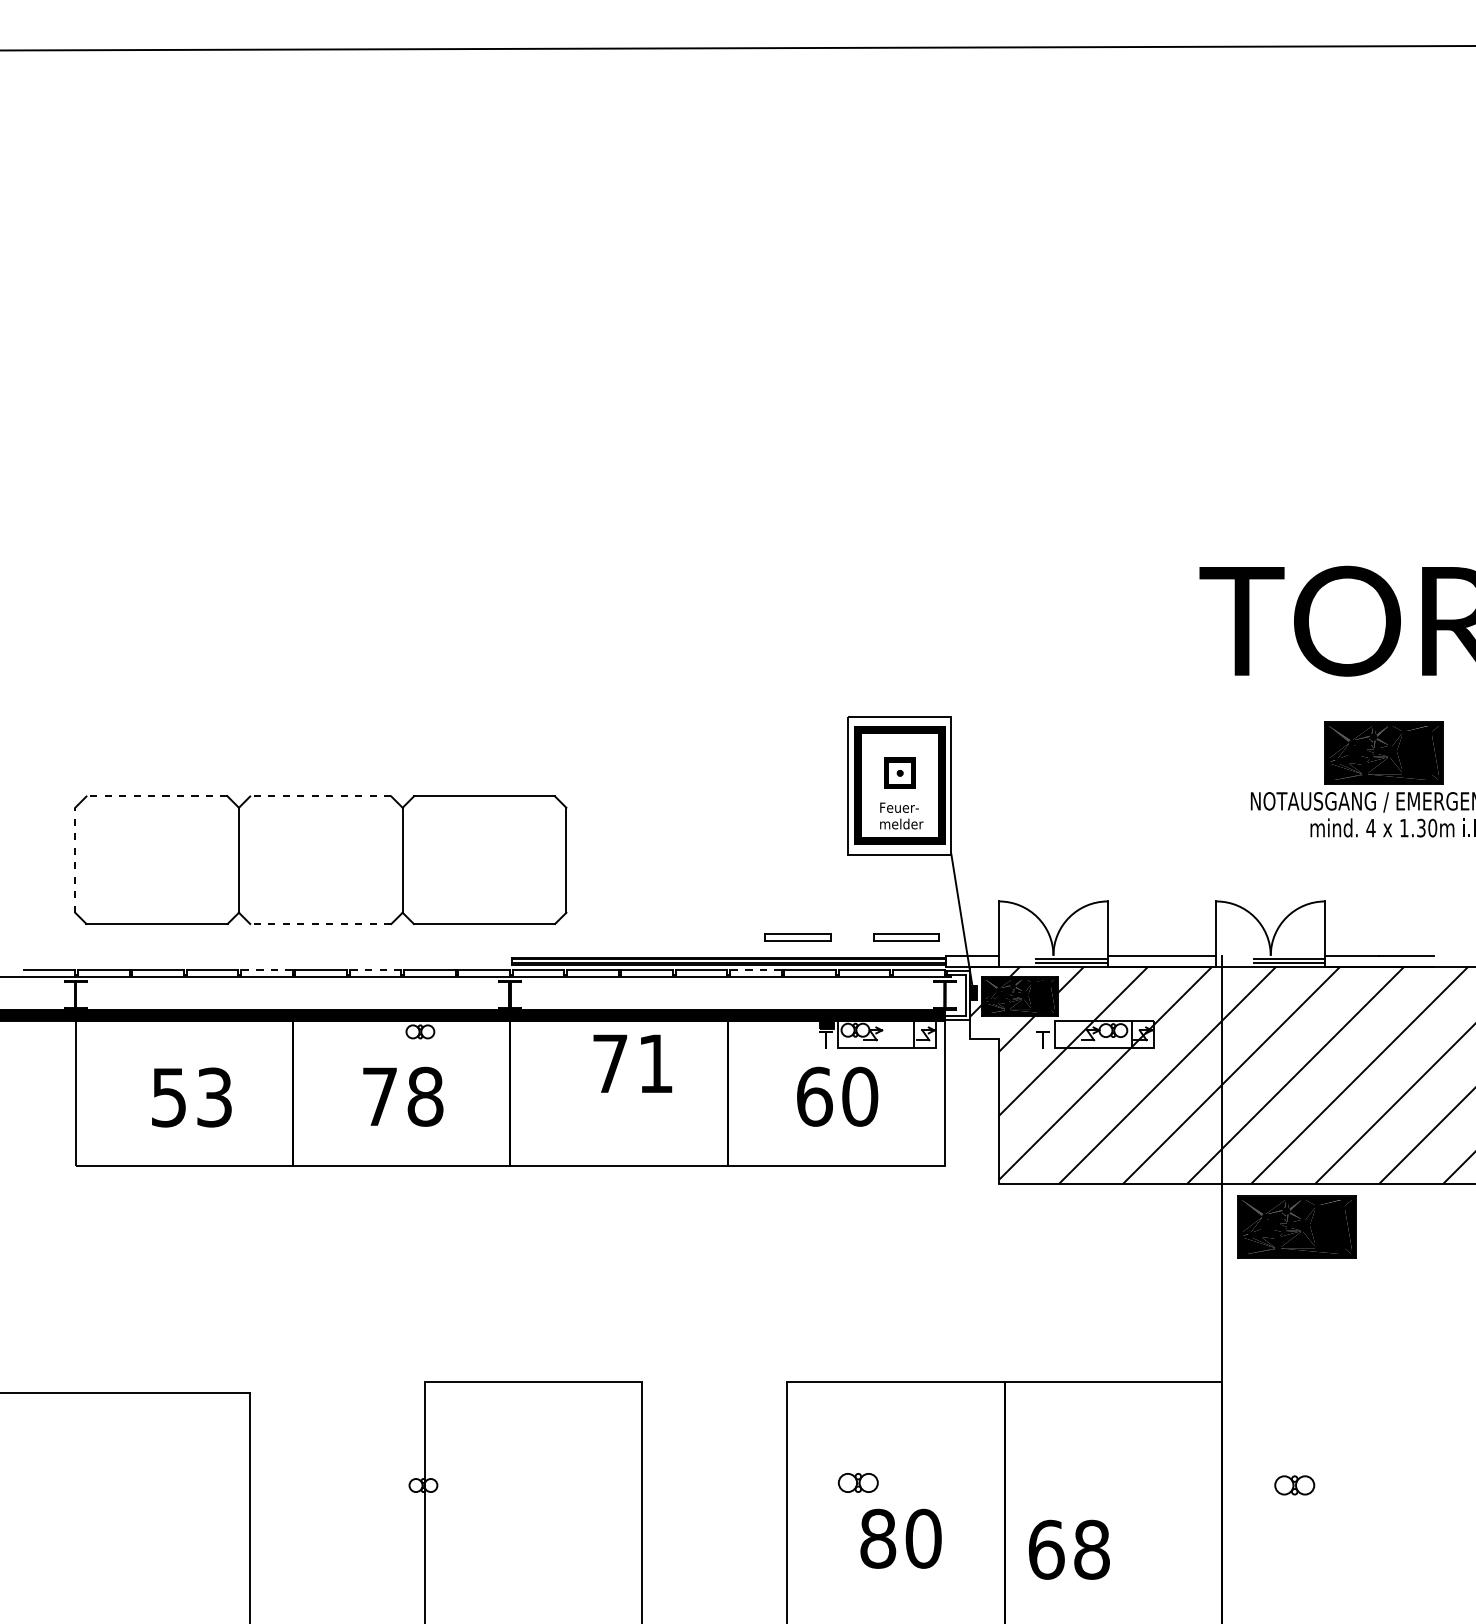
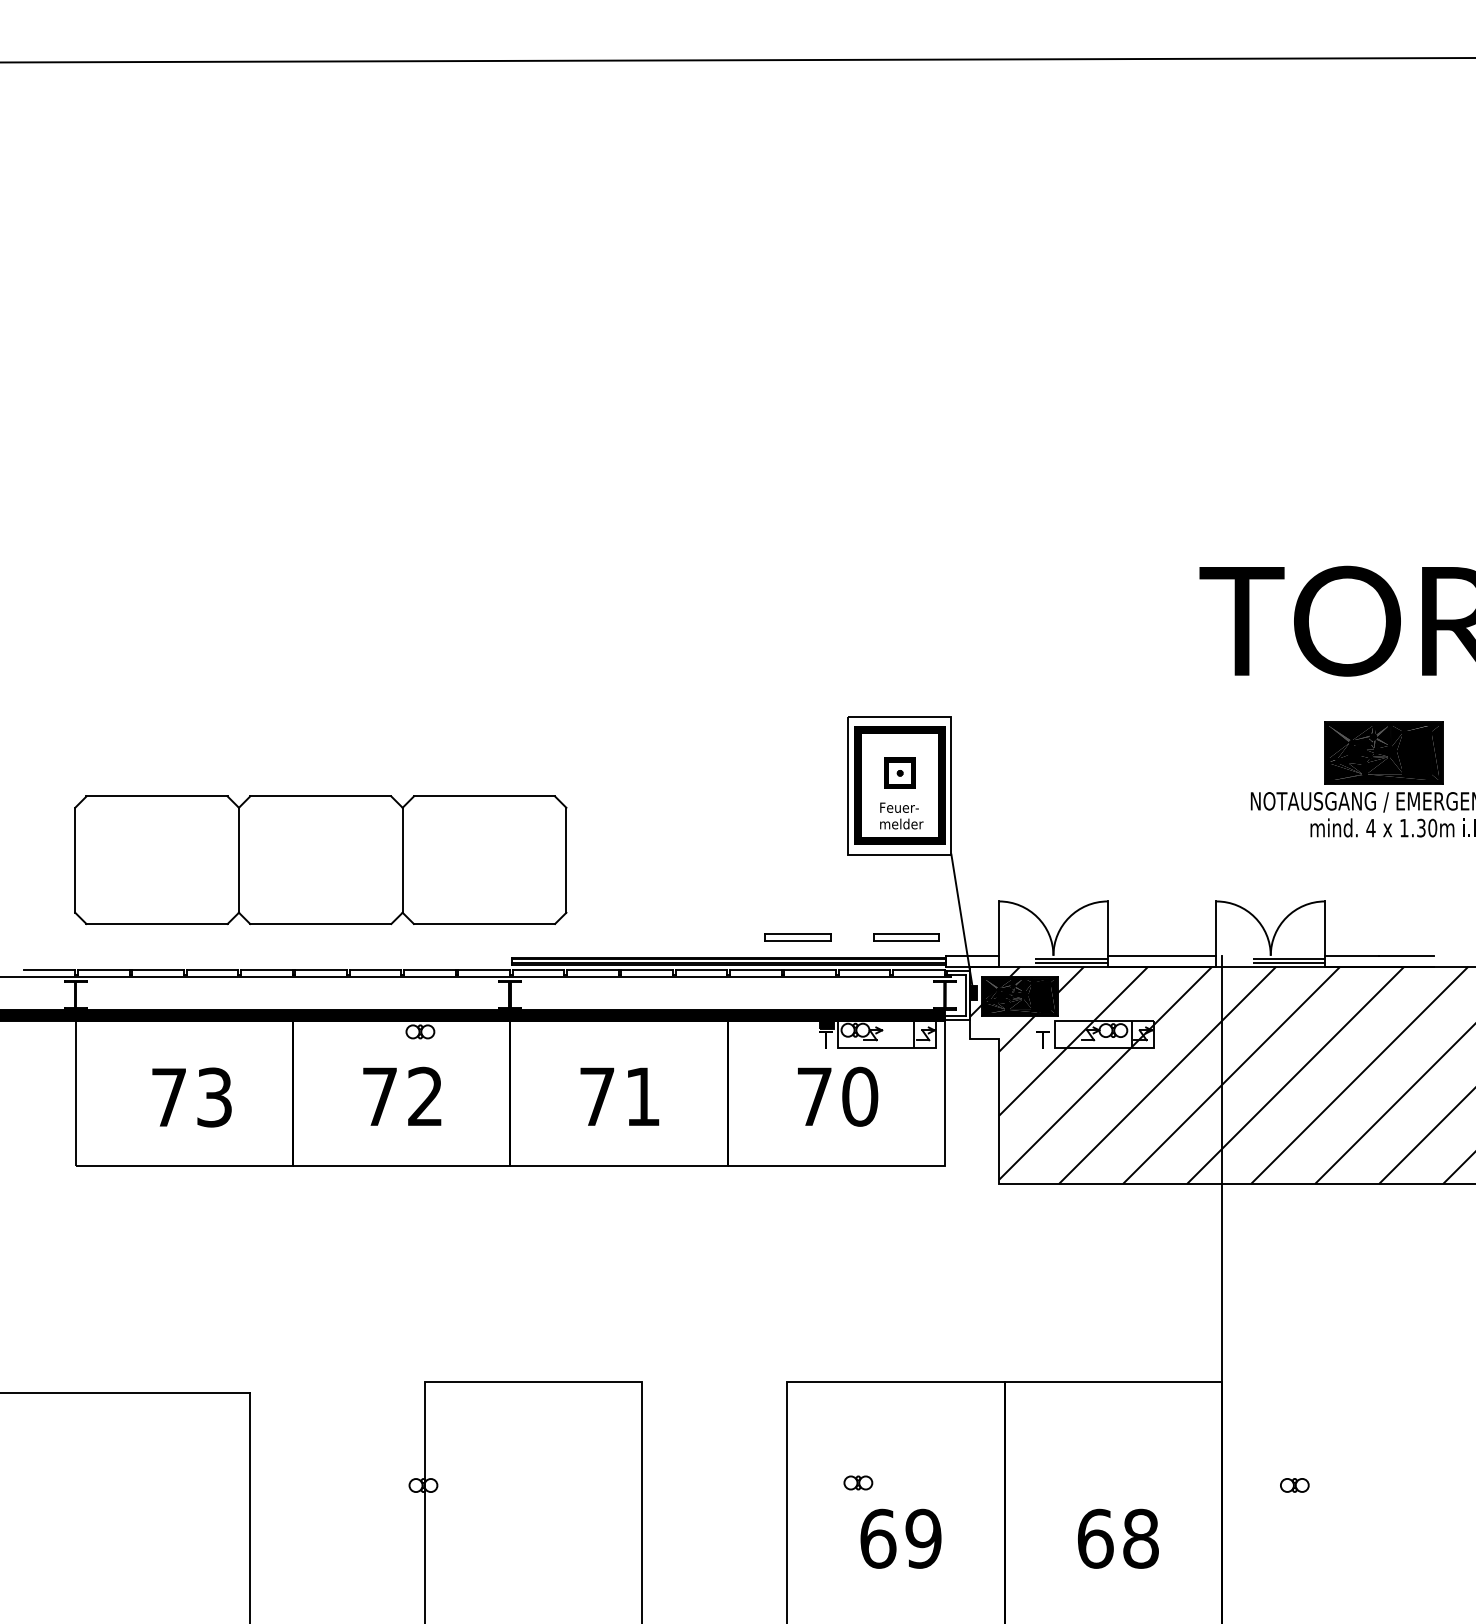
line position: (737, 48) -> (737, 60) (737, 60)
line: dashed -> solid (157, 796)
line: dashed -> solid (320, 796)
line: dashed -> solid (75, 859)
line: dashed -> solid (320, 923)
line: dashed -> solid (266, 969)
line: dashed -> solid (375, 969)
line: dashed -> solid (755, 969)
text position: (632, 1063) -> (619, 1096) (619, 1096)
text: 78 -> 72 (425, 1096)
text: 60 -> 70 (814, 1096)
text: 53 -> 73 (168, 1097)
part: present -> none (1296, 1226)
part size: 41x20 px -> 31x16 px (858, 1482)
part size: 42x21 px -> 30x15 px (1294, 1485)
text: 80 -> 69 (900, 1538)
text position: (1069, 1549) -> (1118, 1538) (1118, 1538)
